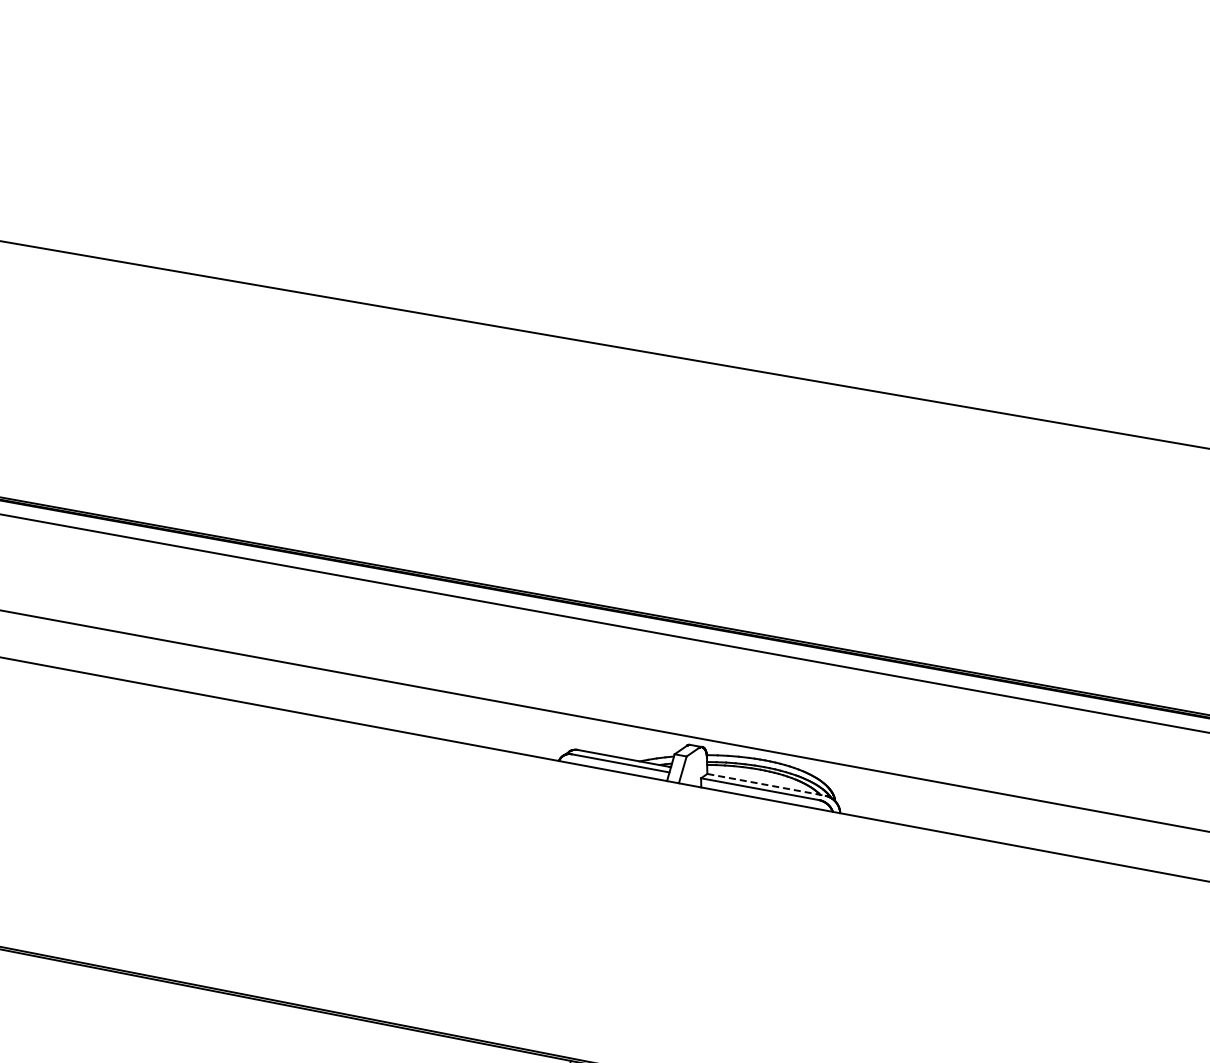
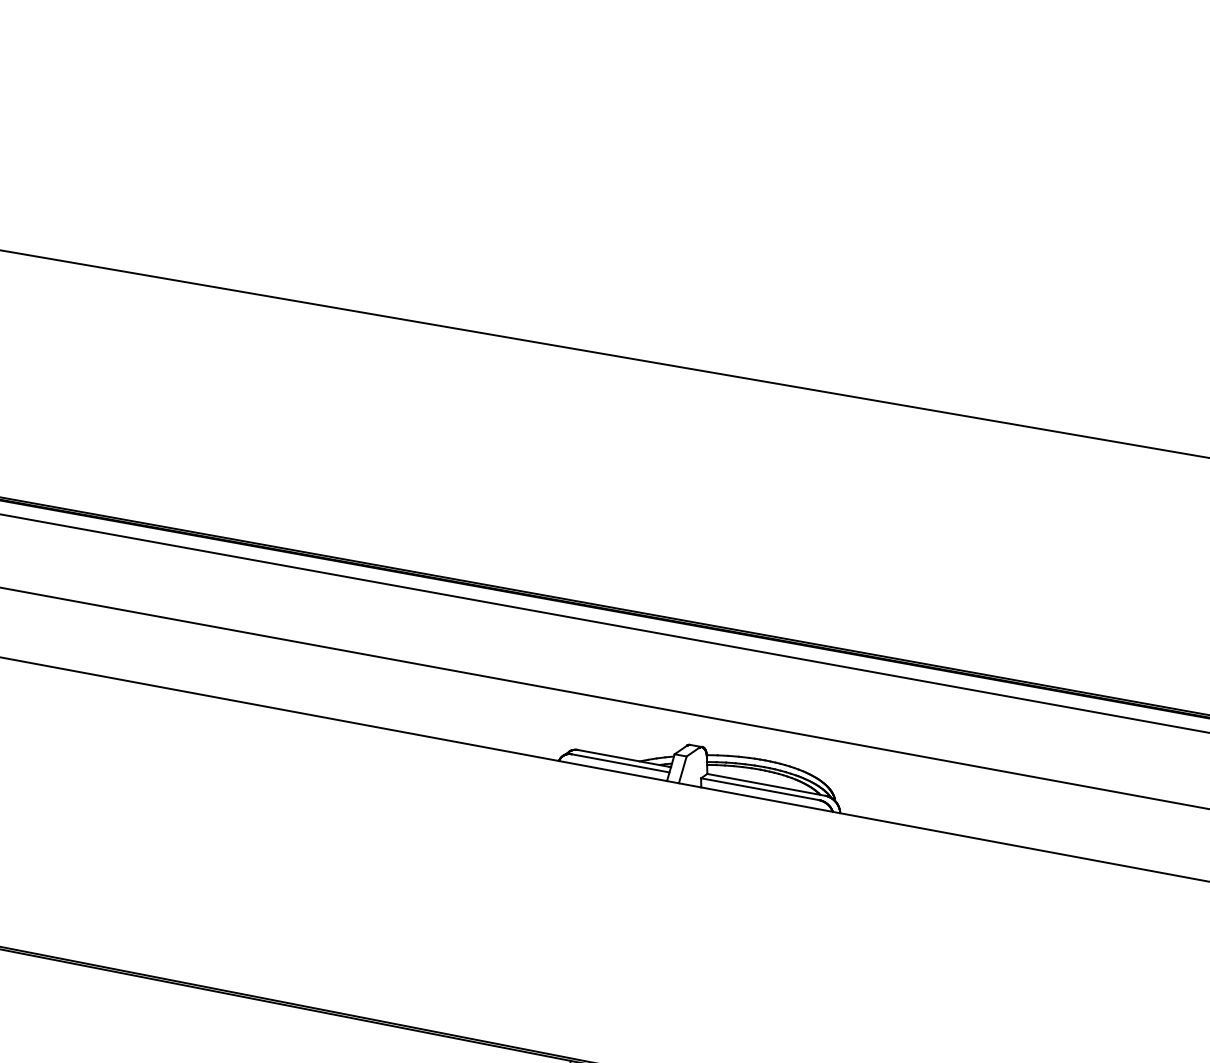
line position: (604, 344) -> (604, 353) (604, 353)
line position: (604, 720) -> (604, 697) (604, 697)
line: dashed -> solid (767, 785)
